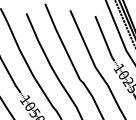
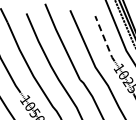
line: solid -> dashed (104, 39)
